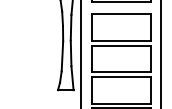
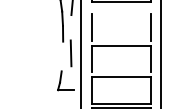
line: present -> none (120, 14)
line: present -> none (70, 27)
line: present -> none (120, 41)
line: present -> none (62, 56)
line: present -> none (120, 72)
line: present -> none (72, 78)
